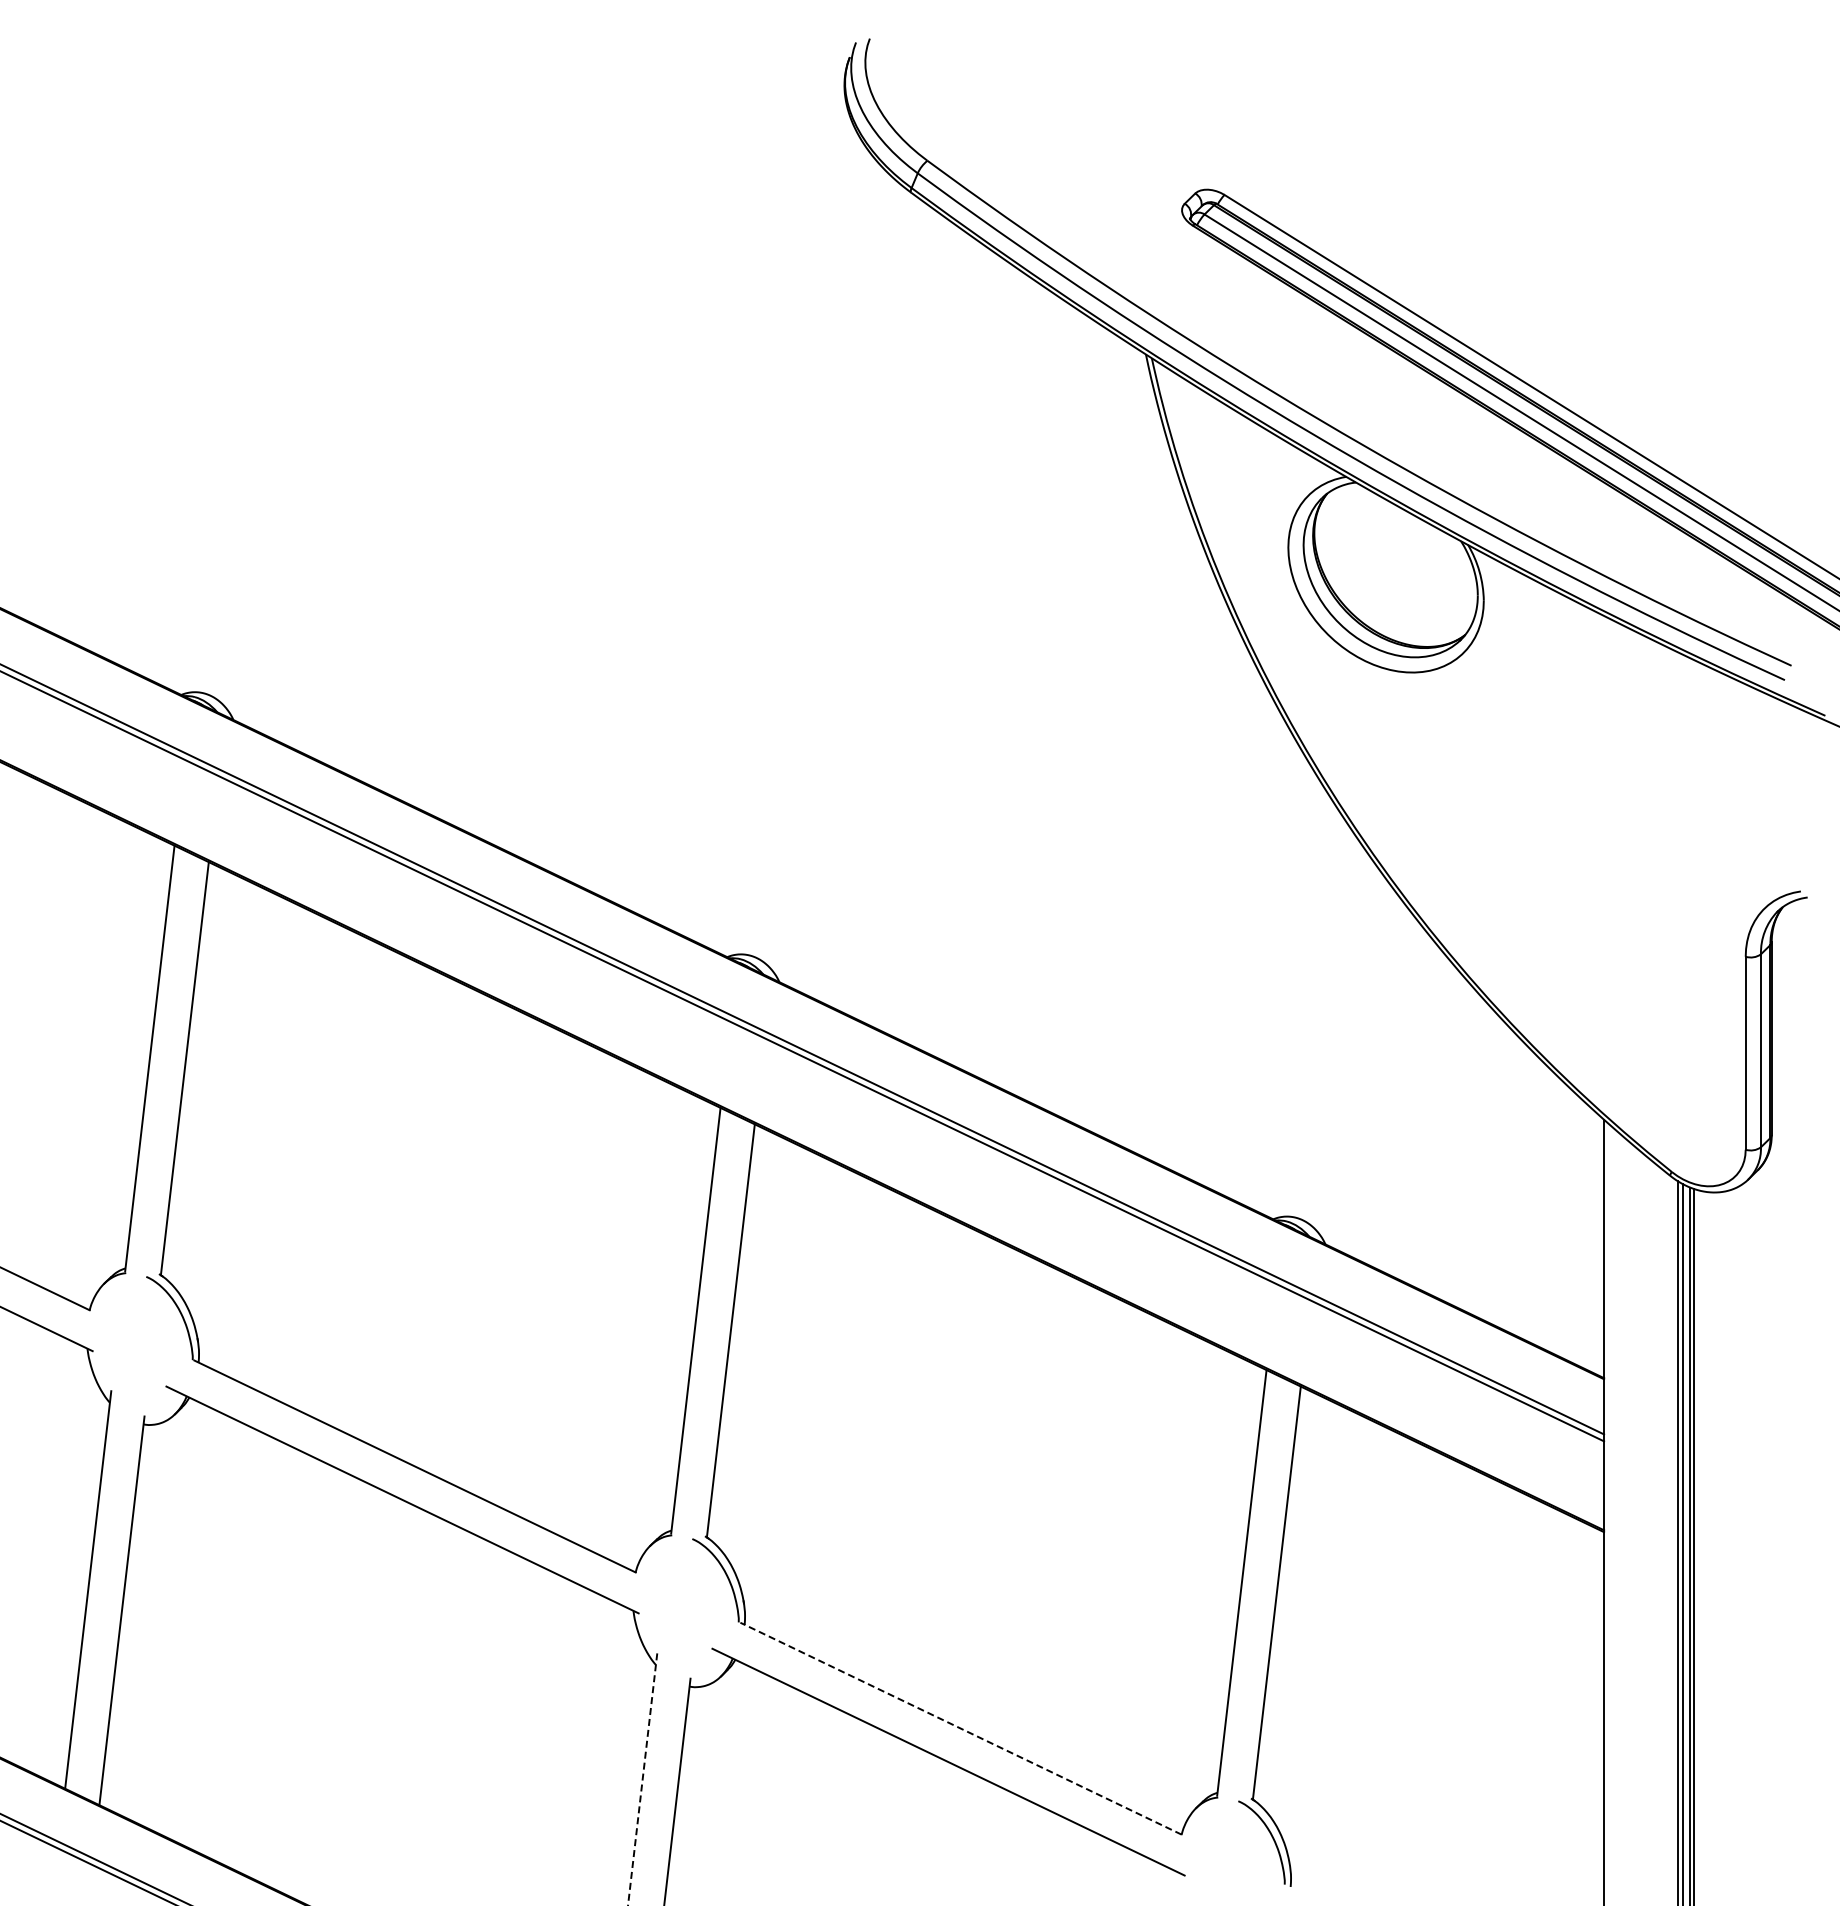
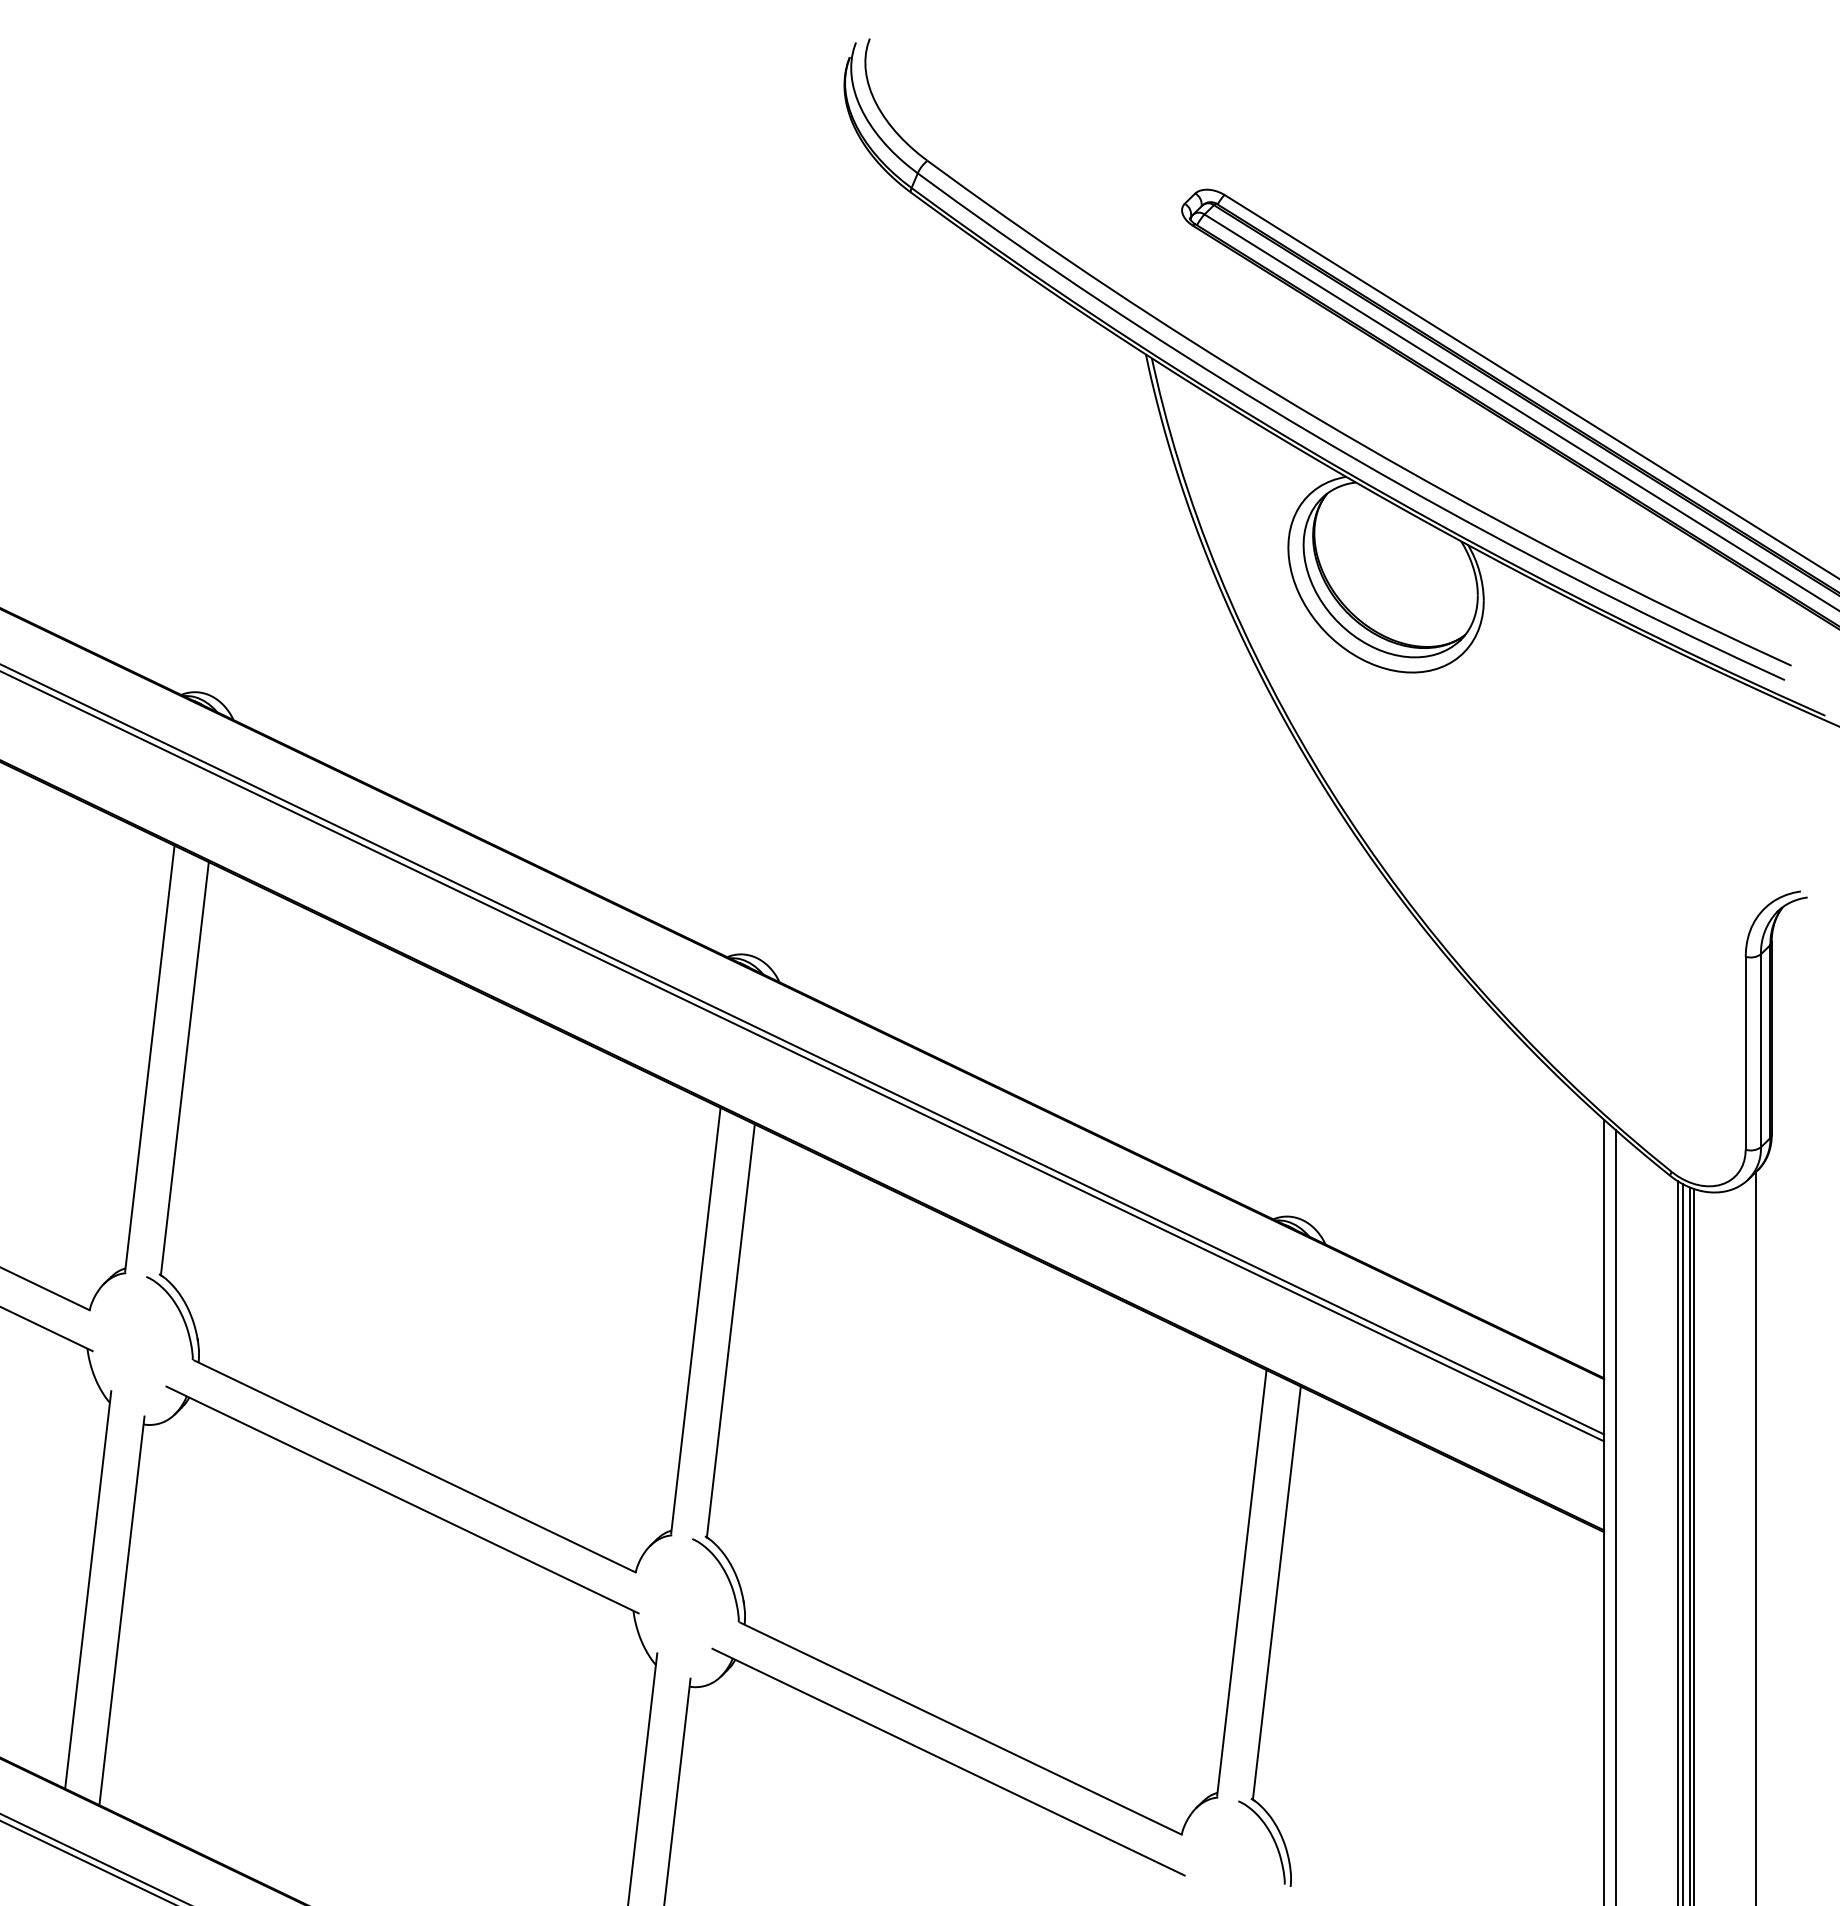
line: none -> present (1616, 1516)
line: none -> present (1755, 1537)
line: dashed -> solid (961, 1728)
line: dashed -> solid (642, 1779)
